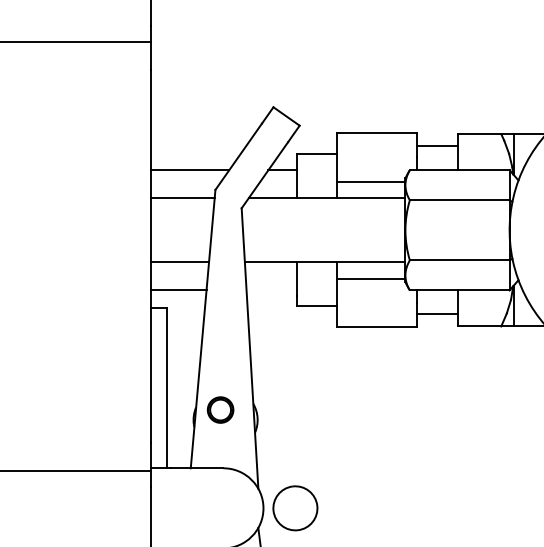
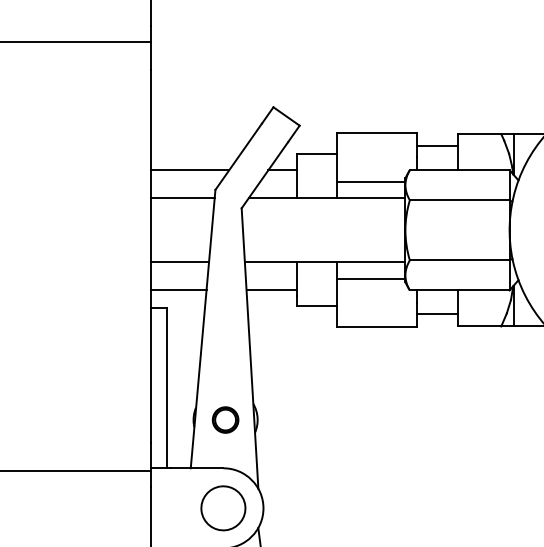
line: none -> present (271, 290)
part position: (220, 409) -> (225, 419) (225, 419)
part position: (295, 508) -> (223, 508) (223, 508)
